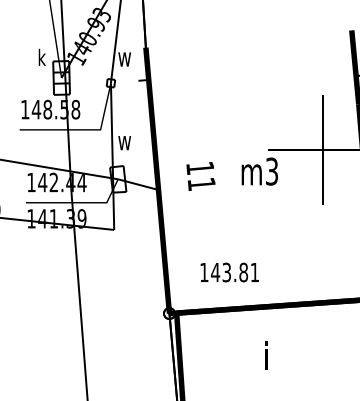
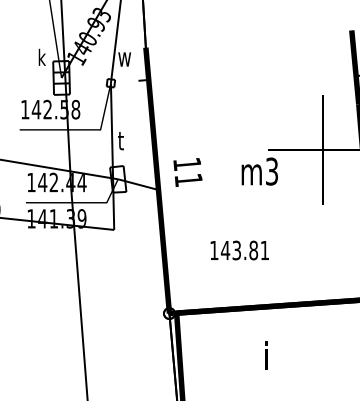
text: 148.58 -> 142.58 (47, 109)
text: w -> t (124, 141)
text position: (200, 176) -> (187, 172) (187, 172)
text position: (229, 272) -> (239, 250) (239, 250)
